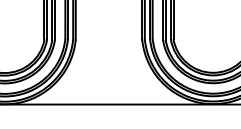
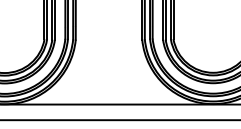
line: none -> present (119, 120)
